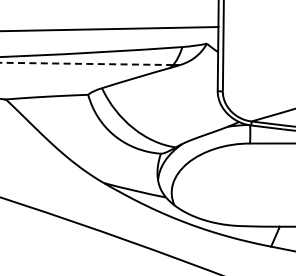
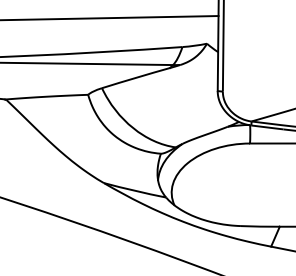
line position: (110, 29) -> (110, 18) (110, 18)
line: dashed -> solid (86, 63)
